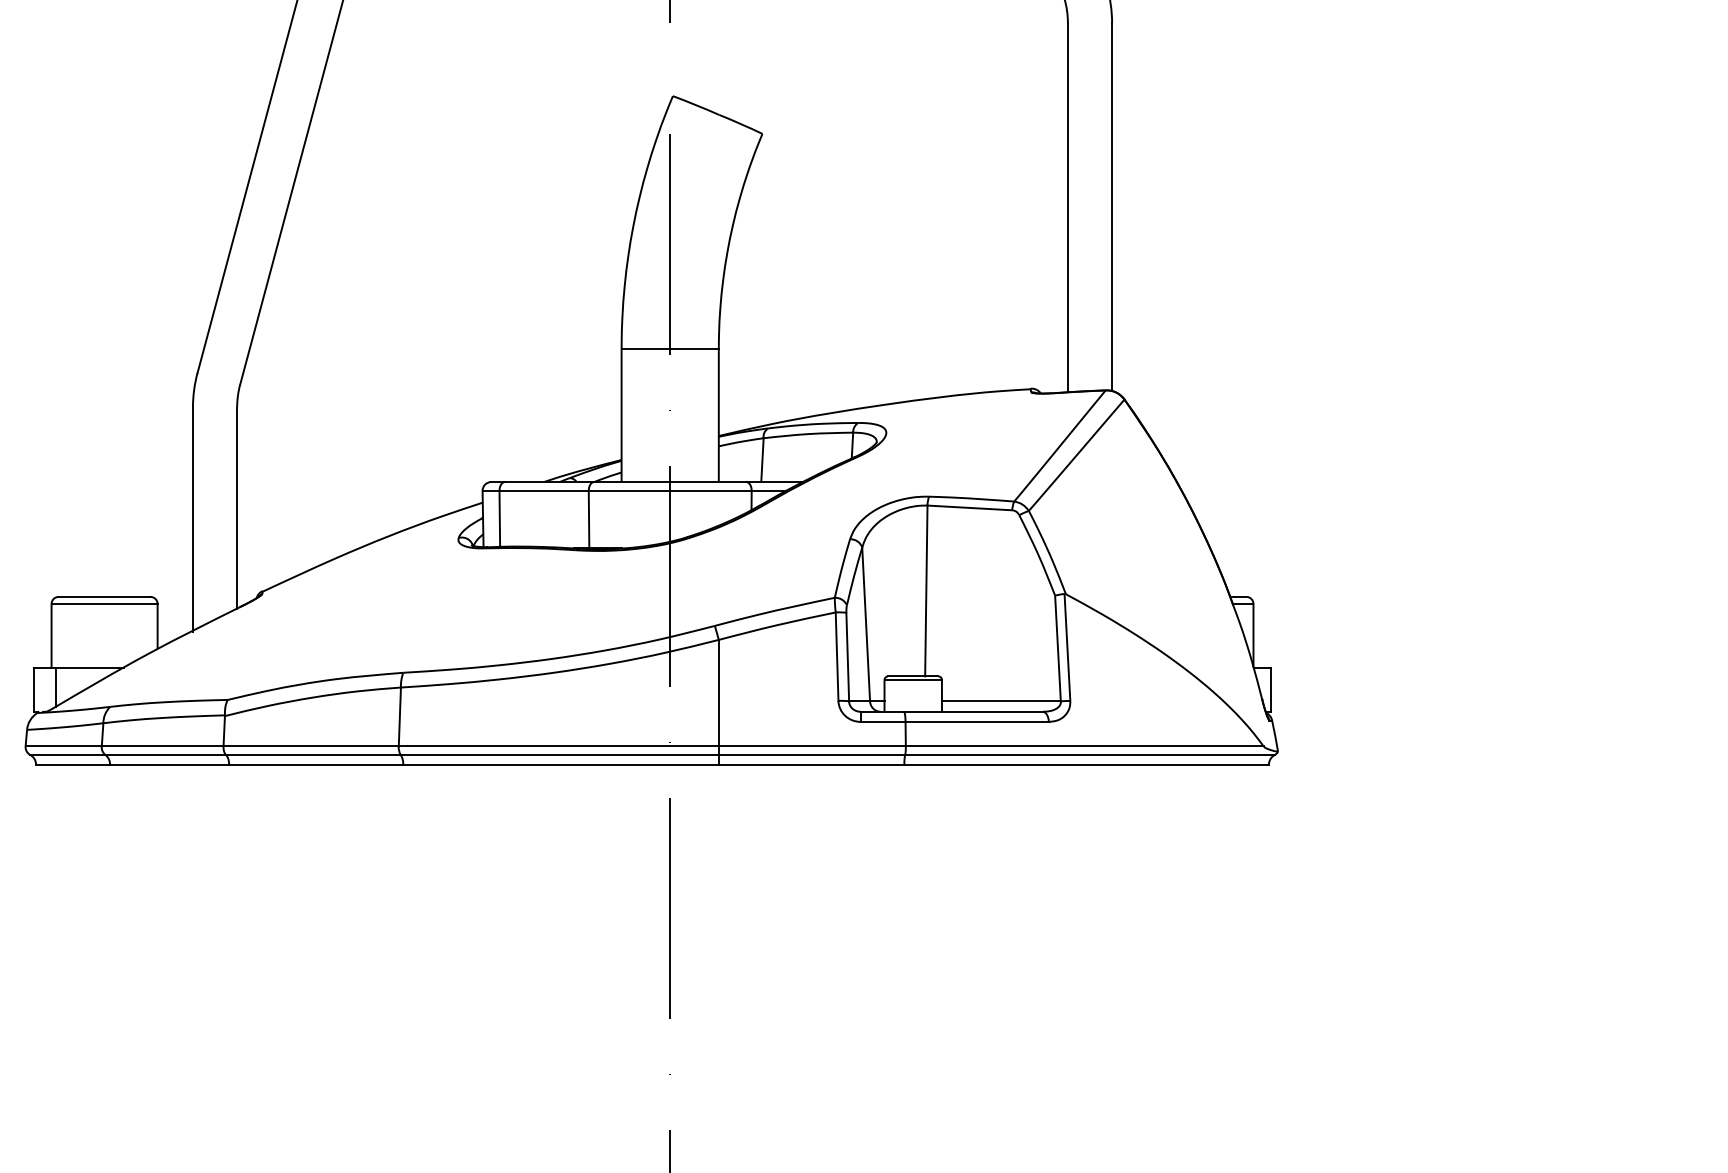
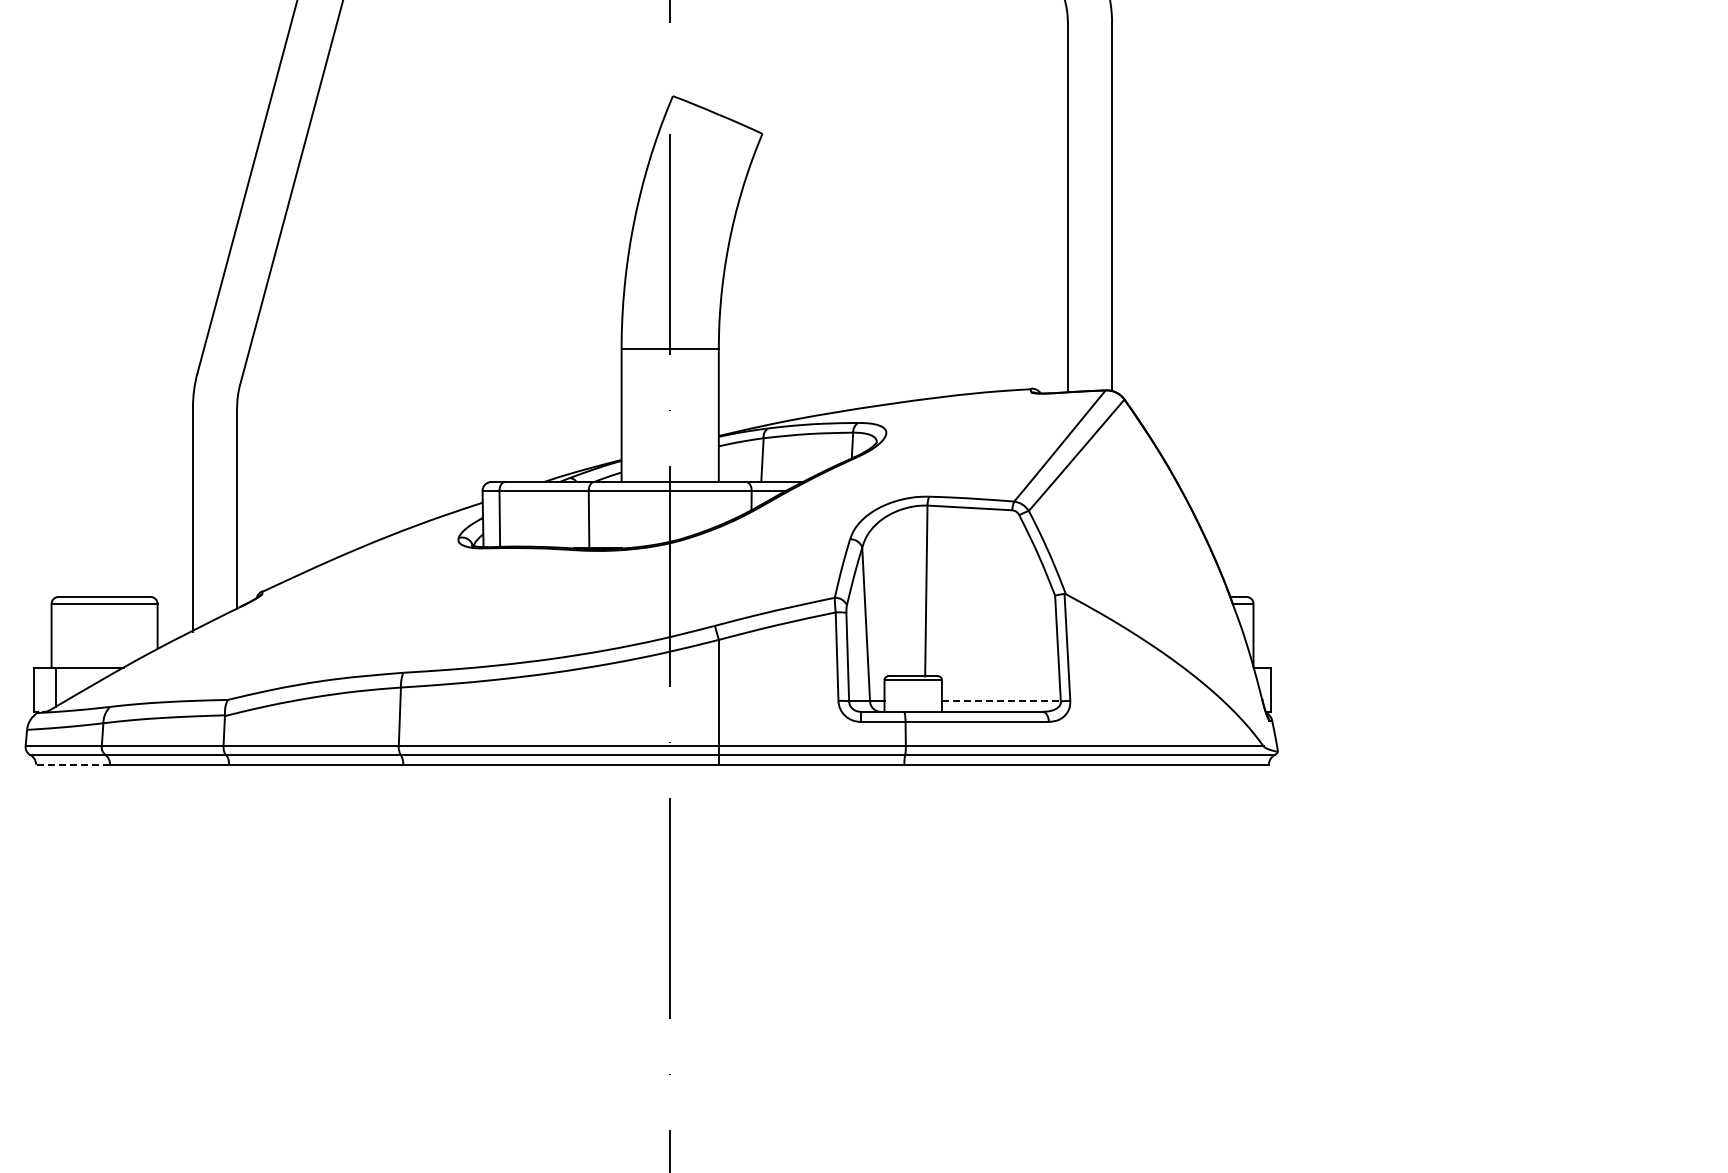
line: solid -> dashed (1001, 701)
line: solid -> dashed (73, 764)
